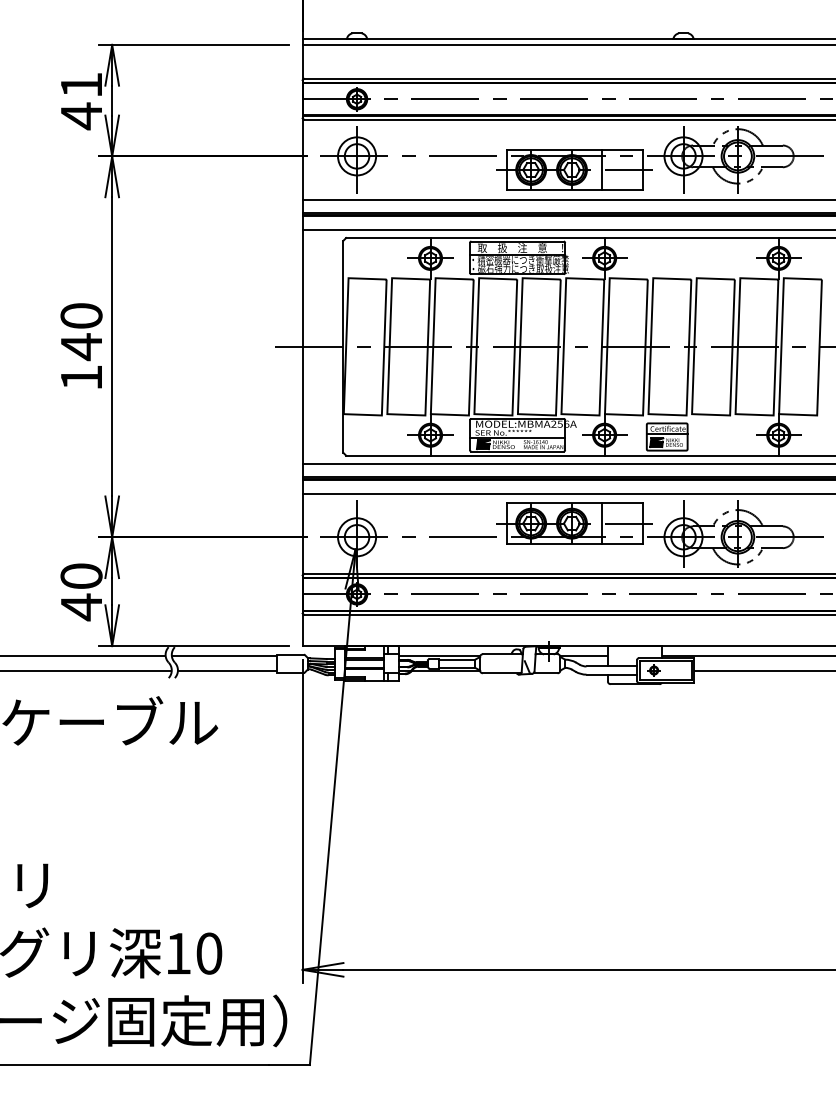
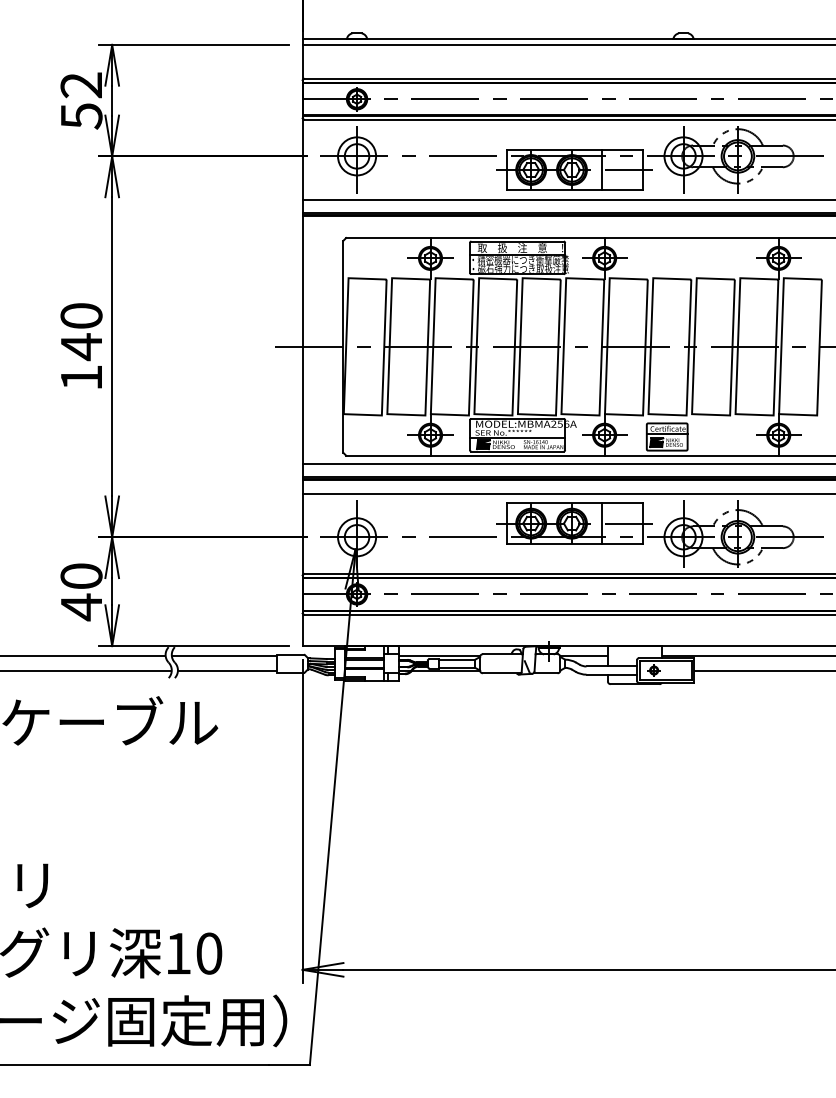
text: 41 -> 52 (81, 101)
line: present -> none (567, 229)
